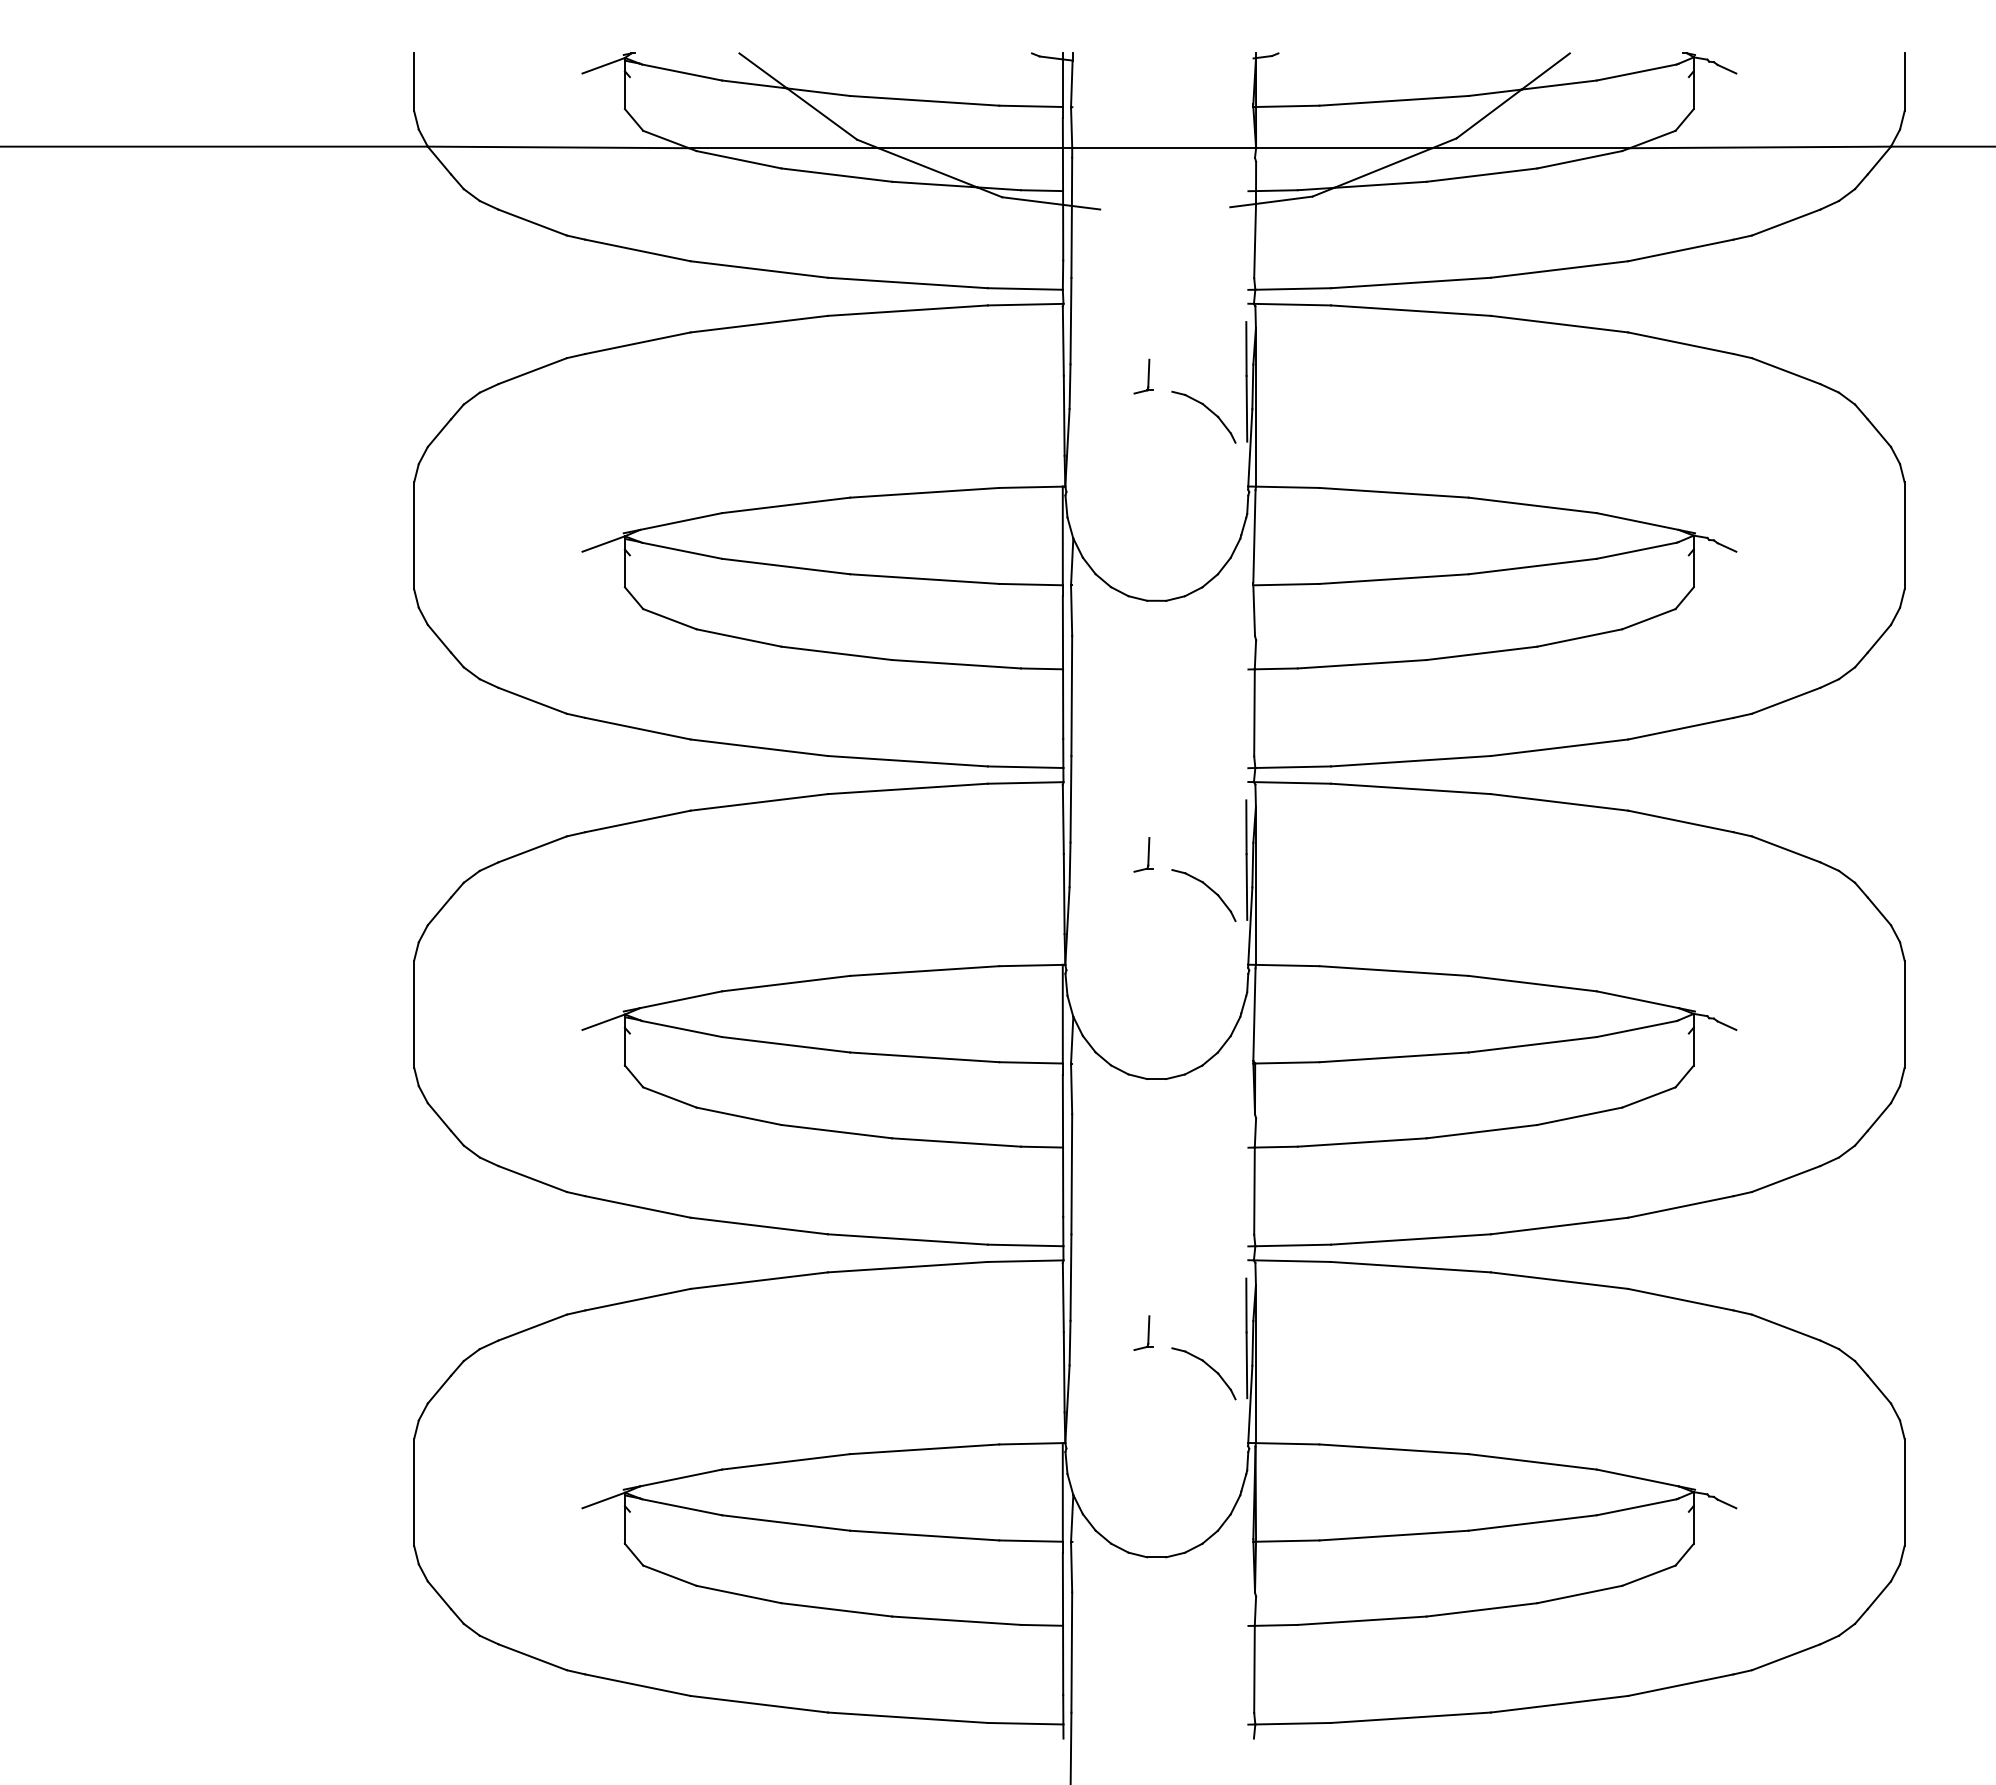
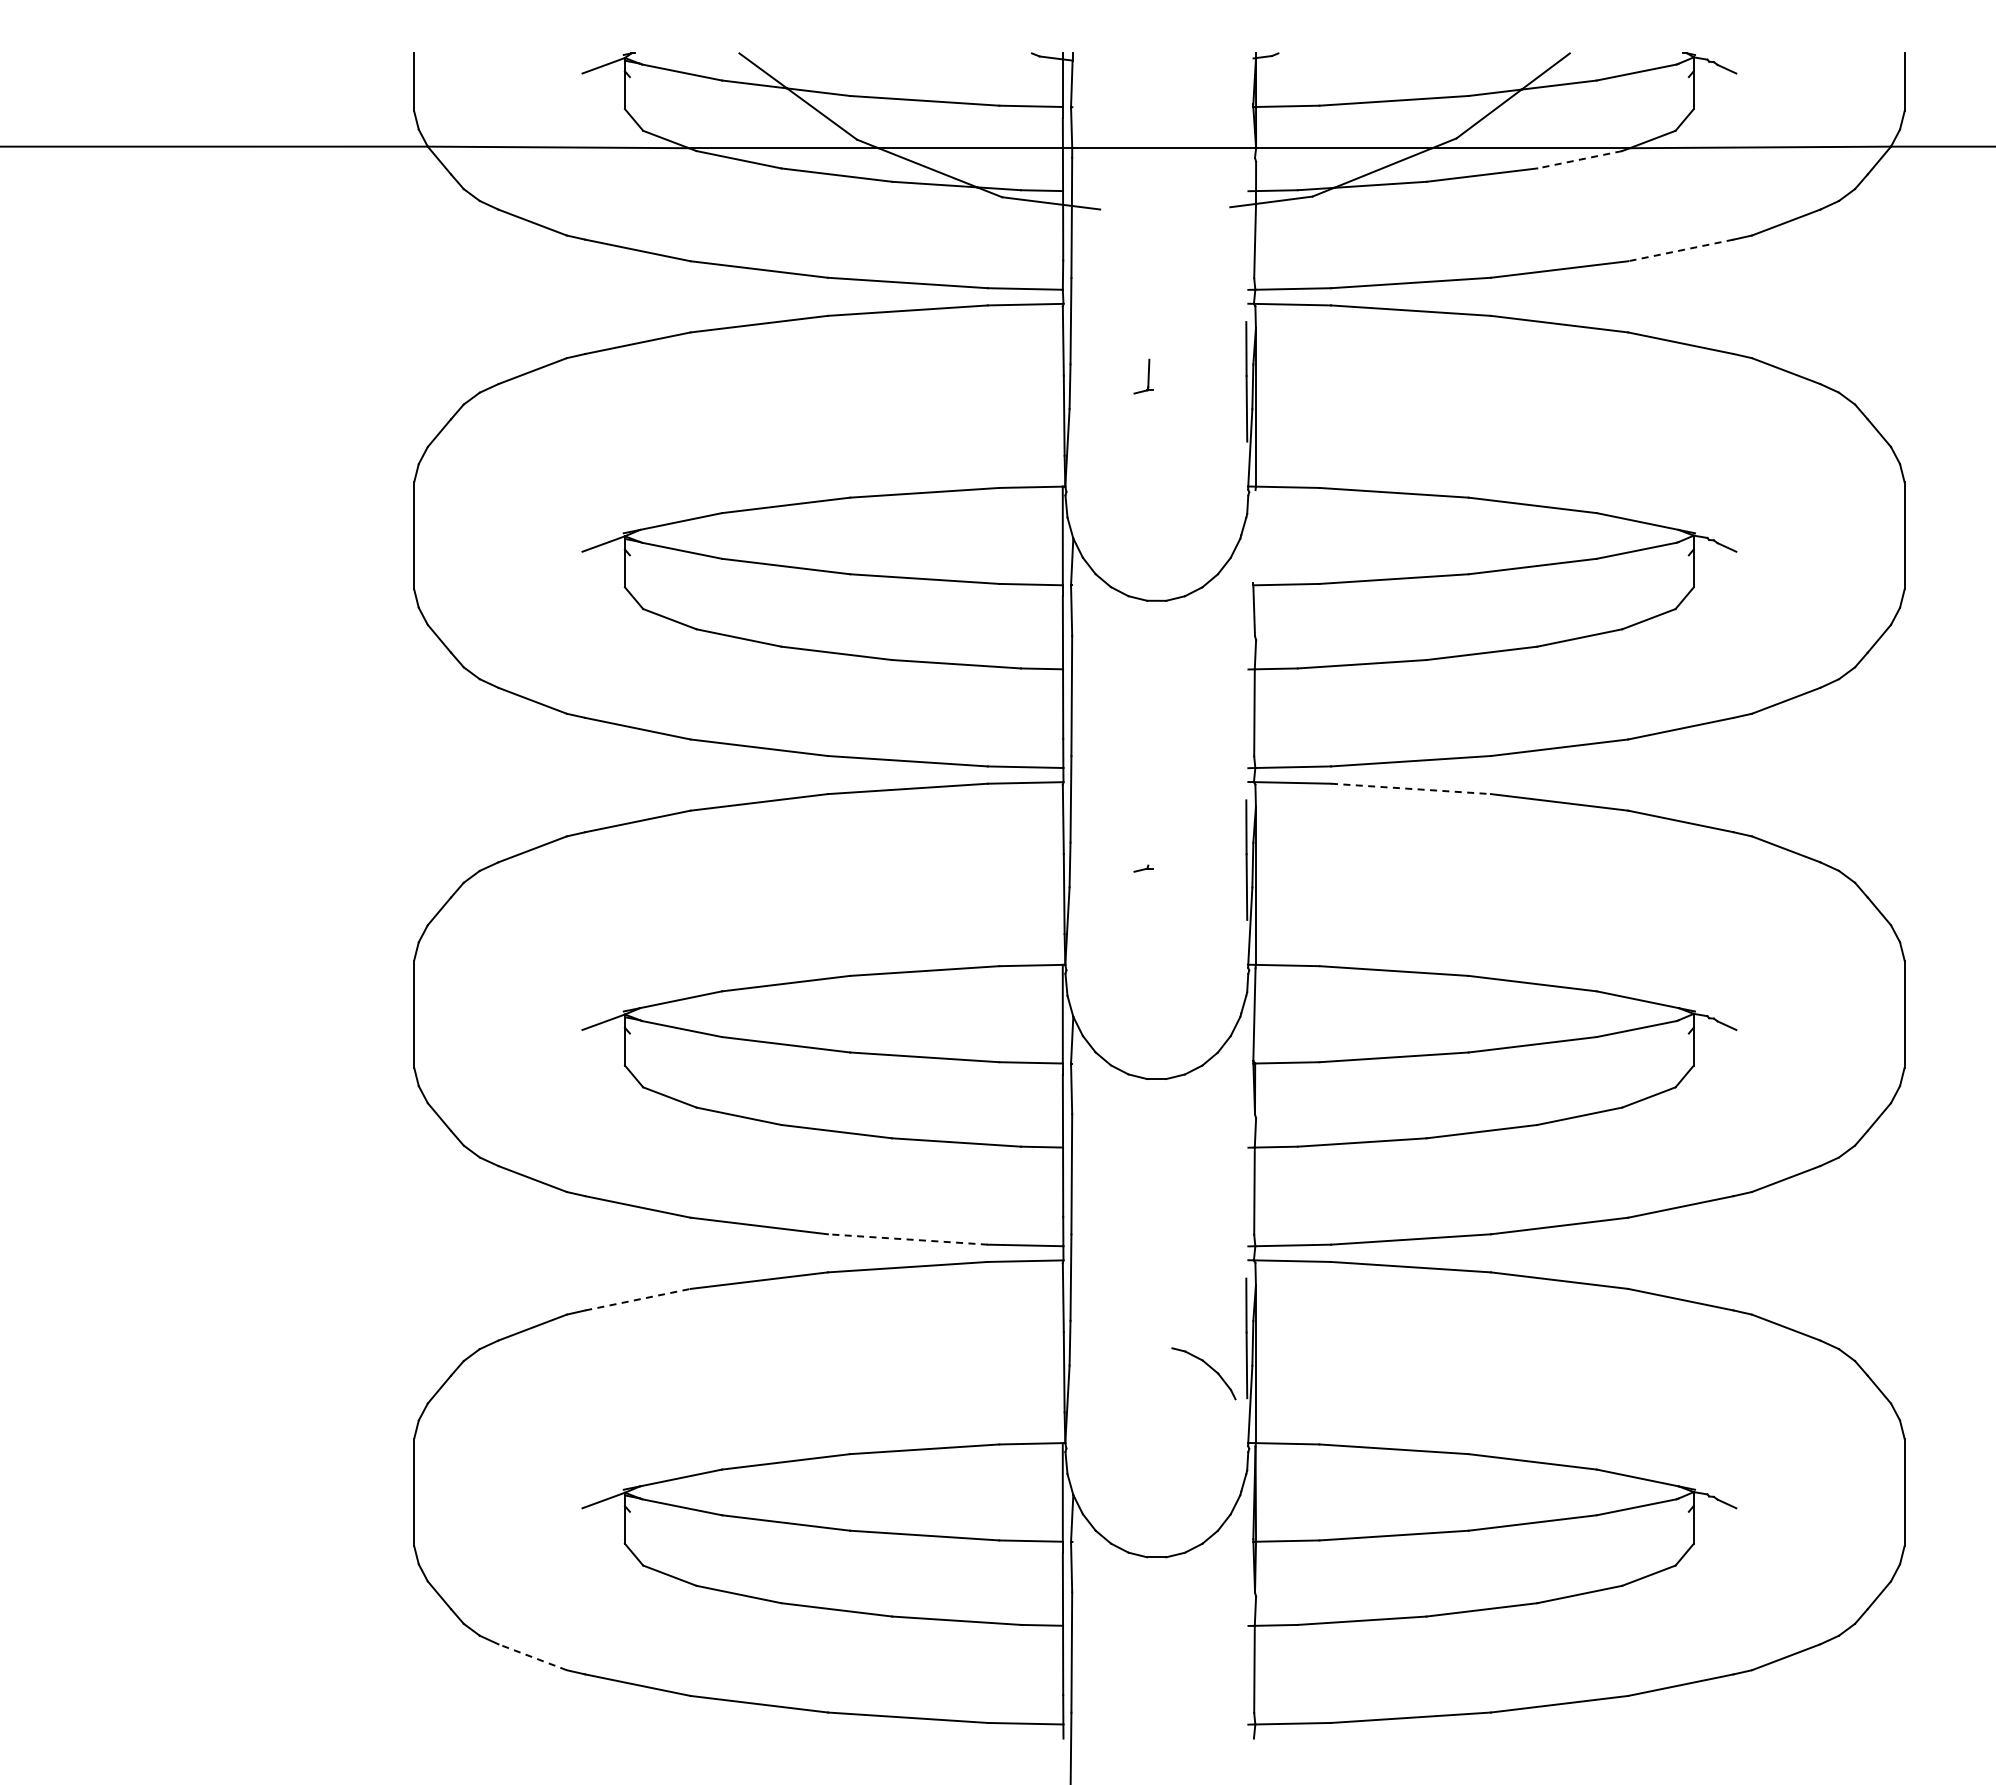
line: solid -> dashed (1579, 159)
line: solid -> dashed (1680, 250)
part: present -> none (1208, 410)
line: present -> none (1254, 536)
line: solid -> dashed (1411, 788)
line: present -> none (1148, 851)
part: present -> none (1209, 889)
line: solid -> dashed (907, 1239)
line: solid -> dashed (637, 1299)
part: present -> none (1143, 1332)
line: solid -> dashed (532, 1657)
